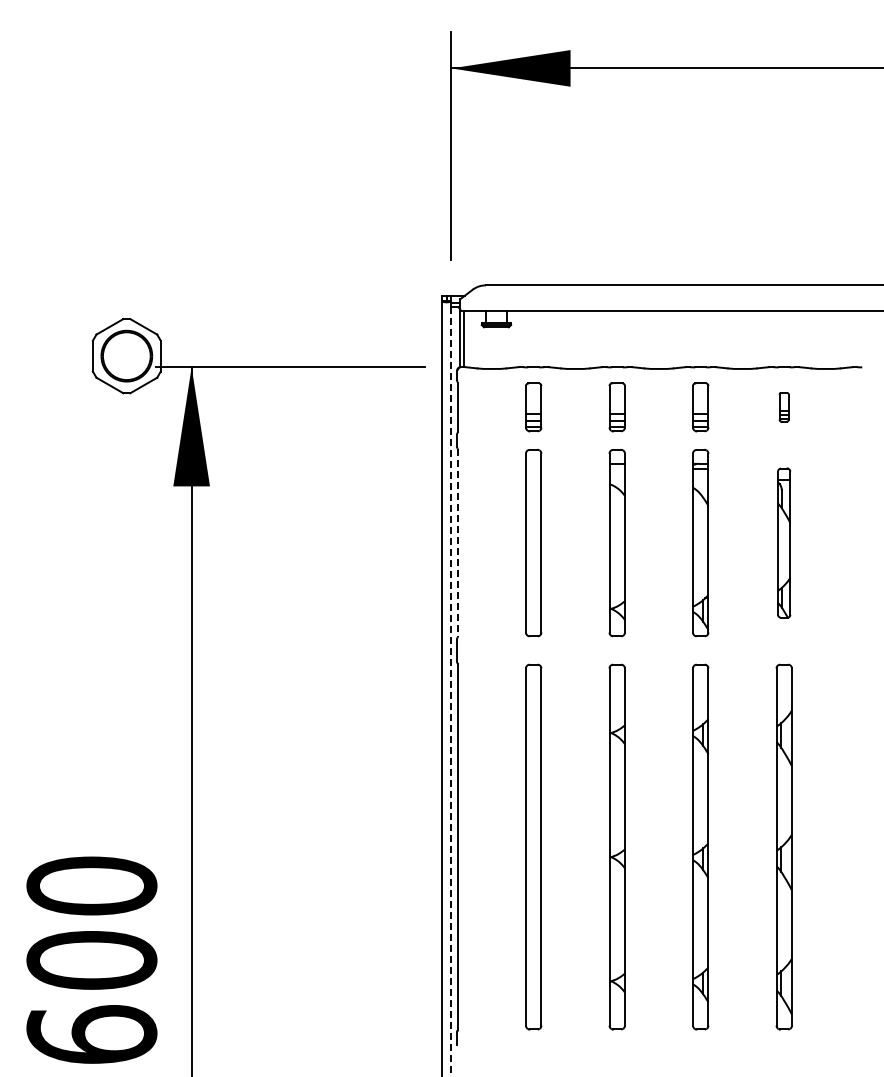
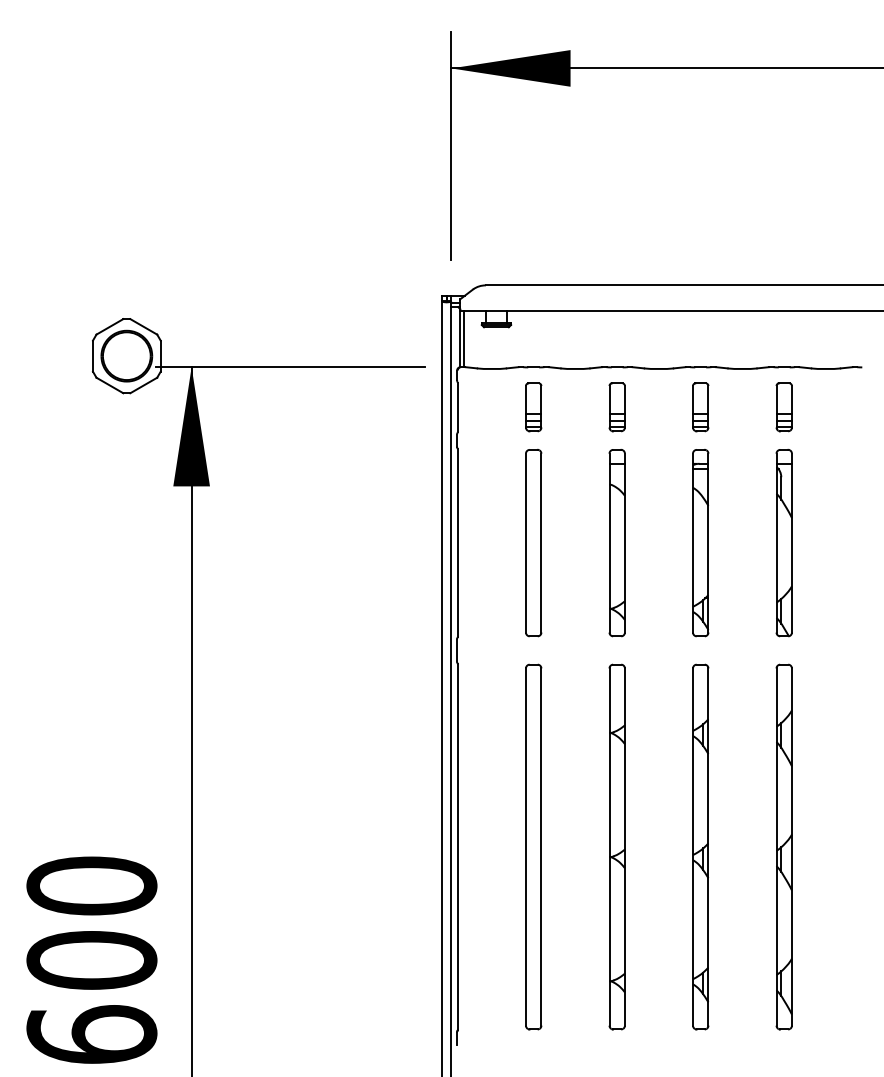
part size: 12x31 px -> 18x51 px (783, 407)
part size: 15x152 px -> 18x189 px (783, 543)
line: dashed -> solid (457, 543)
line: dashed -> solid (451, 691)
